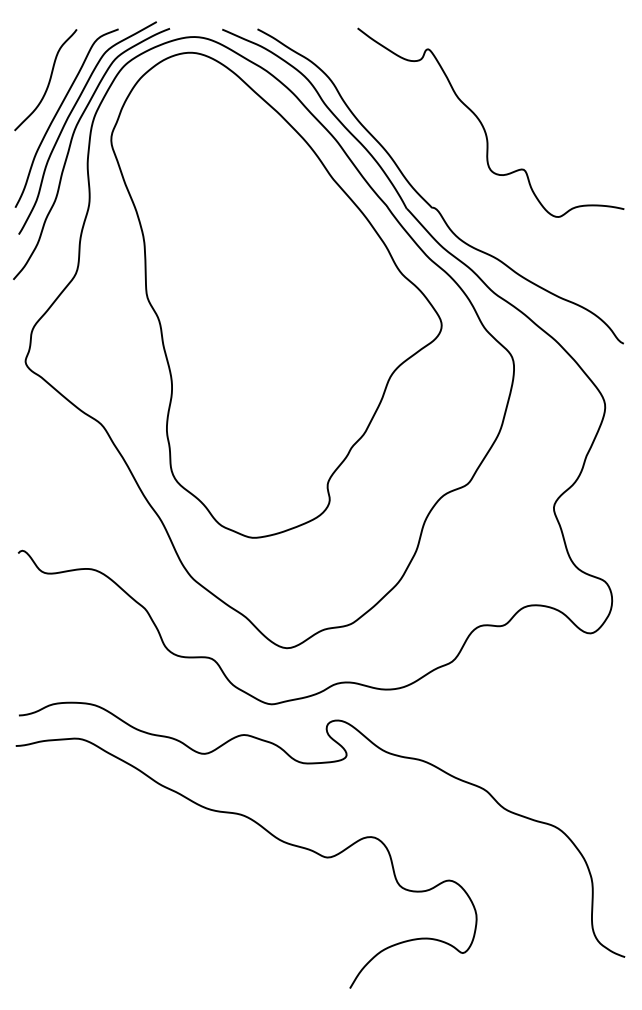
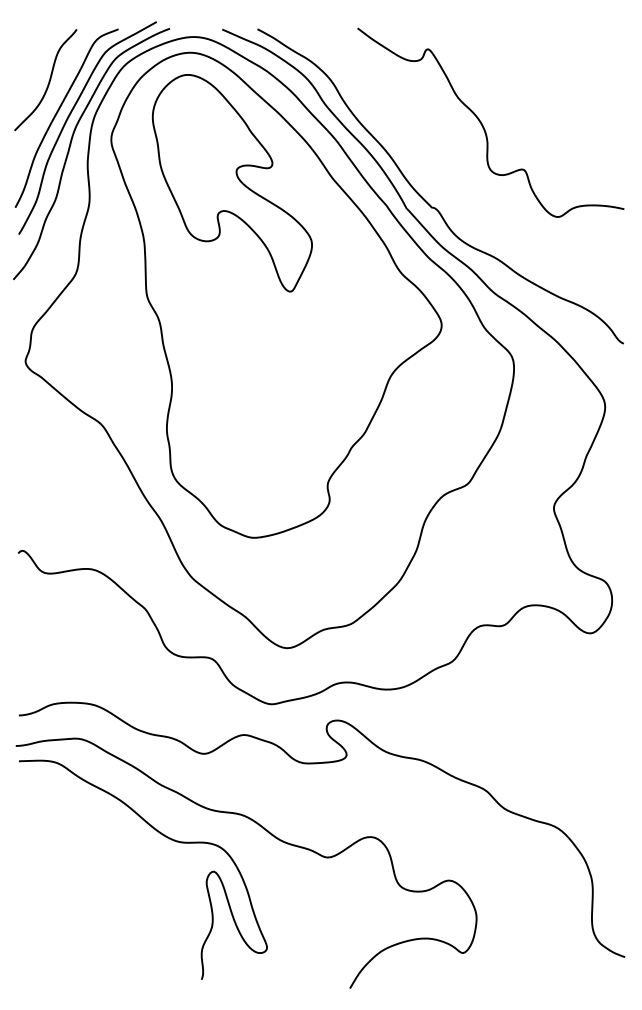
part: none -> present (231, 183)
curve: none -> present (163, 836)
